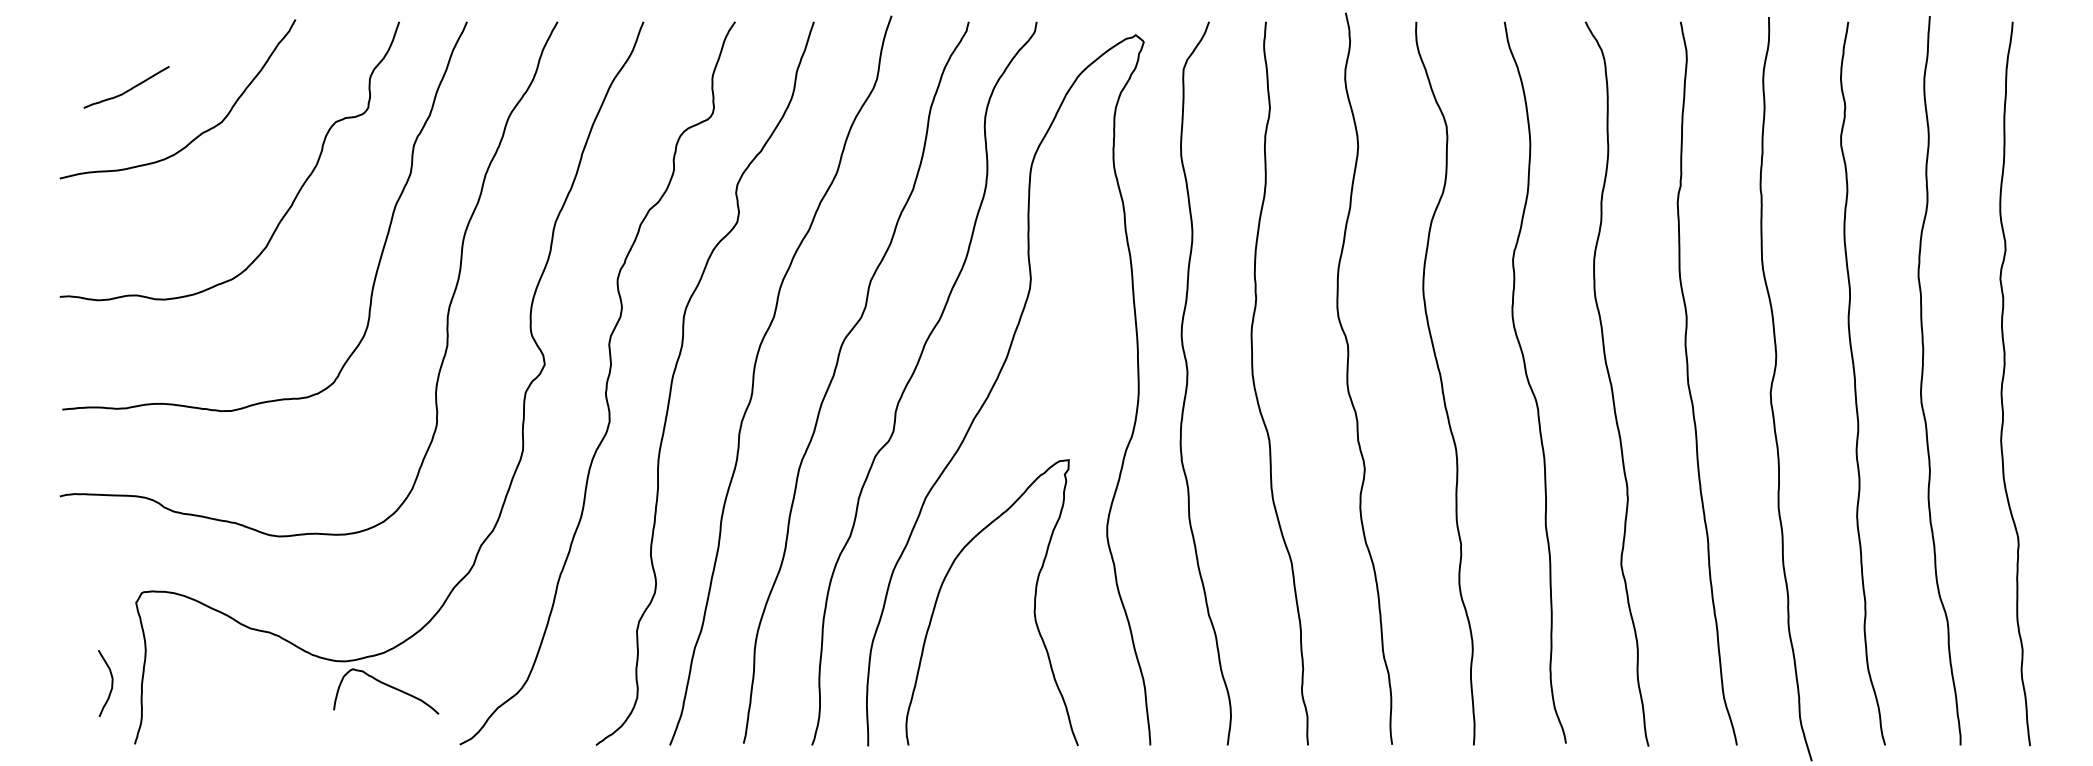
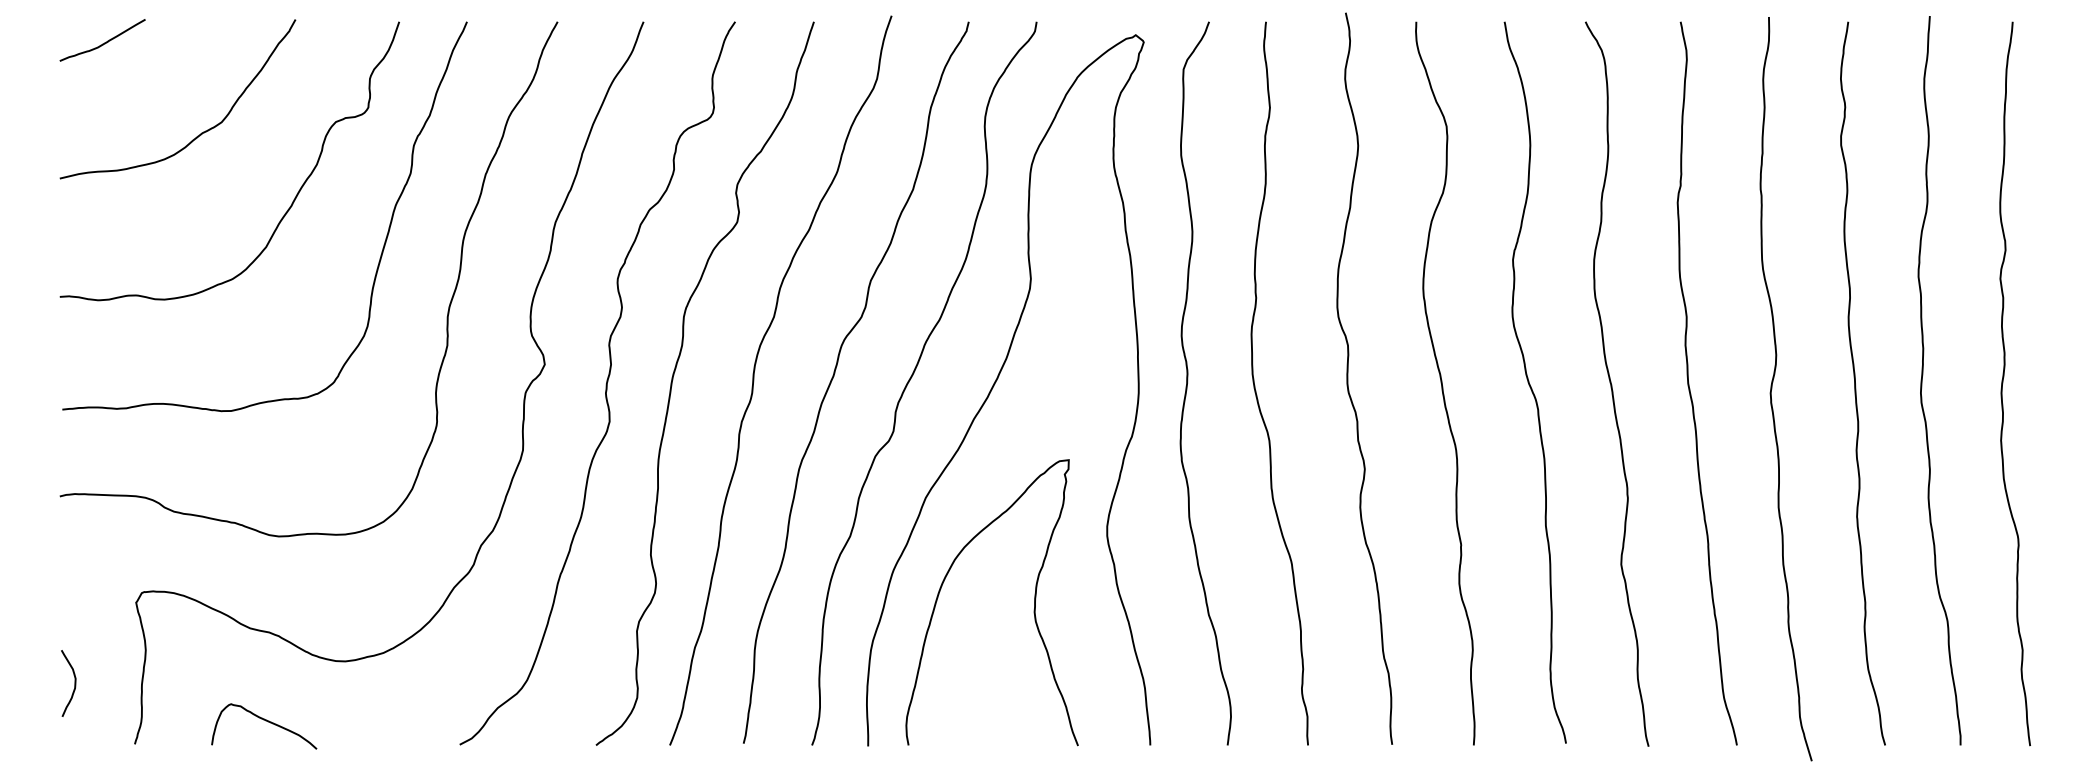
curve position: (128, 89) -> (104, 42) (104, 42)
curve position: (111, 683) -> (74, 683) (74, 683)
curve position: (387, 686) -> (265, 721) (265, 721)
